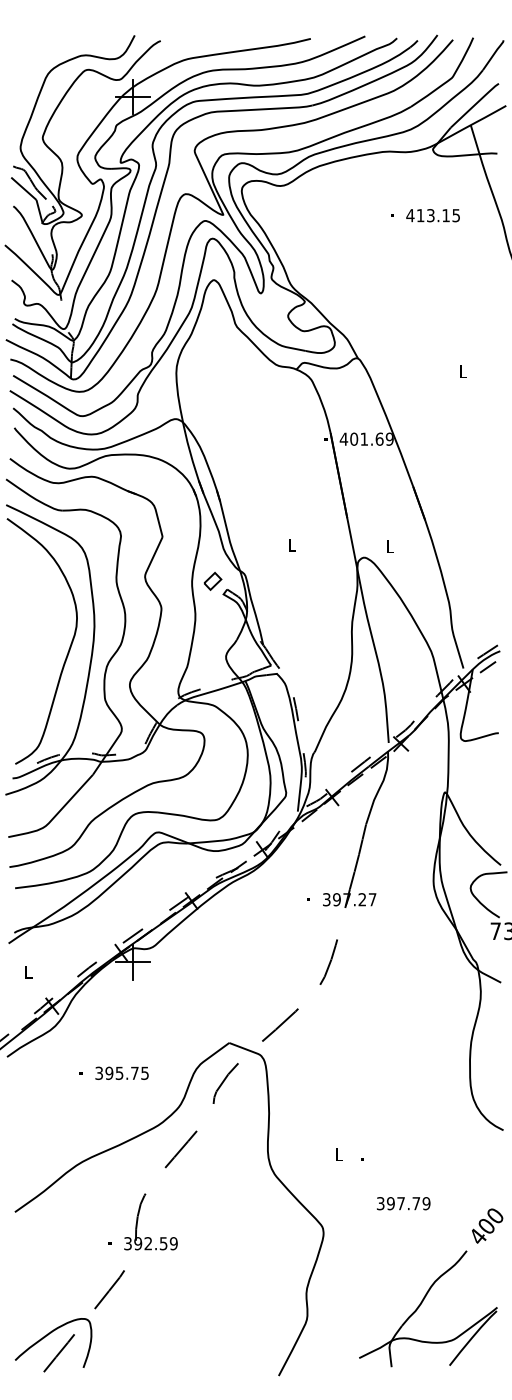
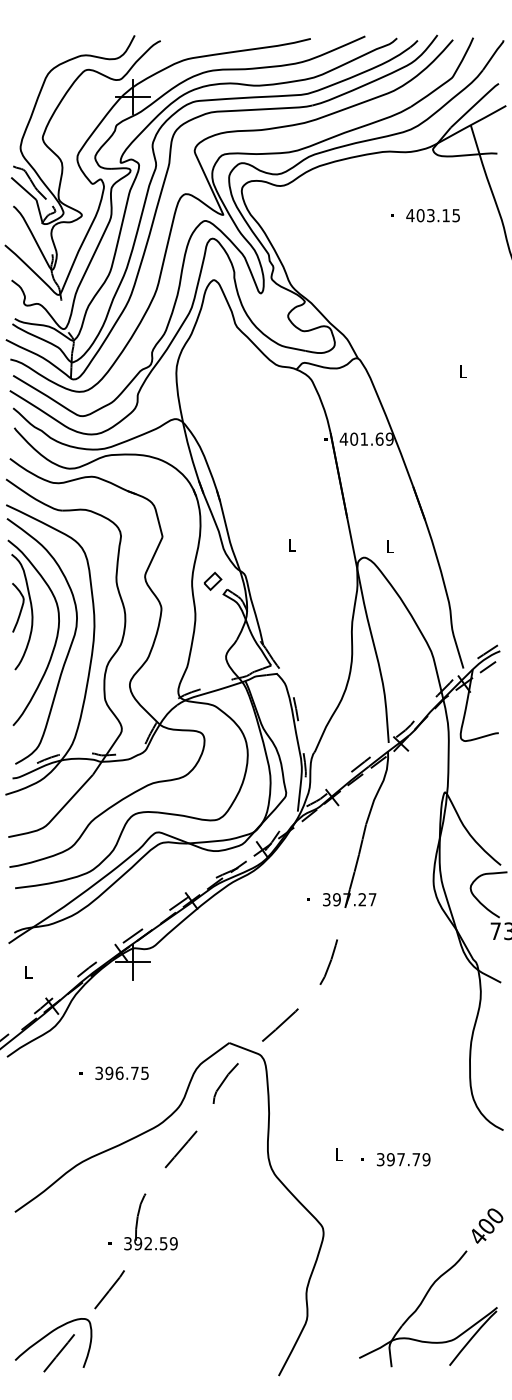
text: 413.15 -> 403.15 (420, 215)
part: none -> present (33, 632)
text: 395.75 -> 396.75 (119, 1072)
text position: (403, 1203) -> (403, 1159) (403, 1159)
